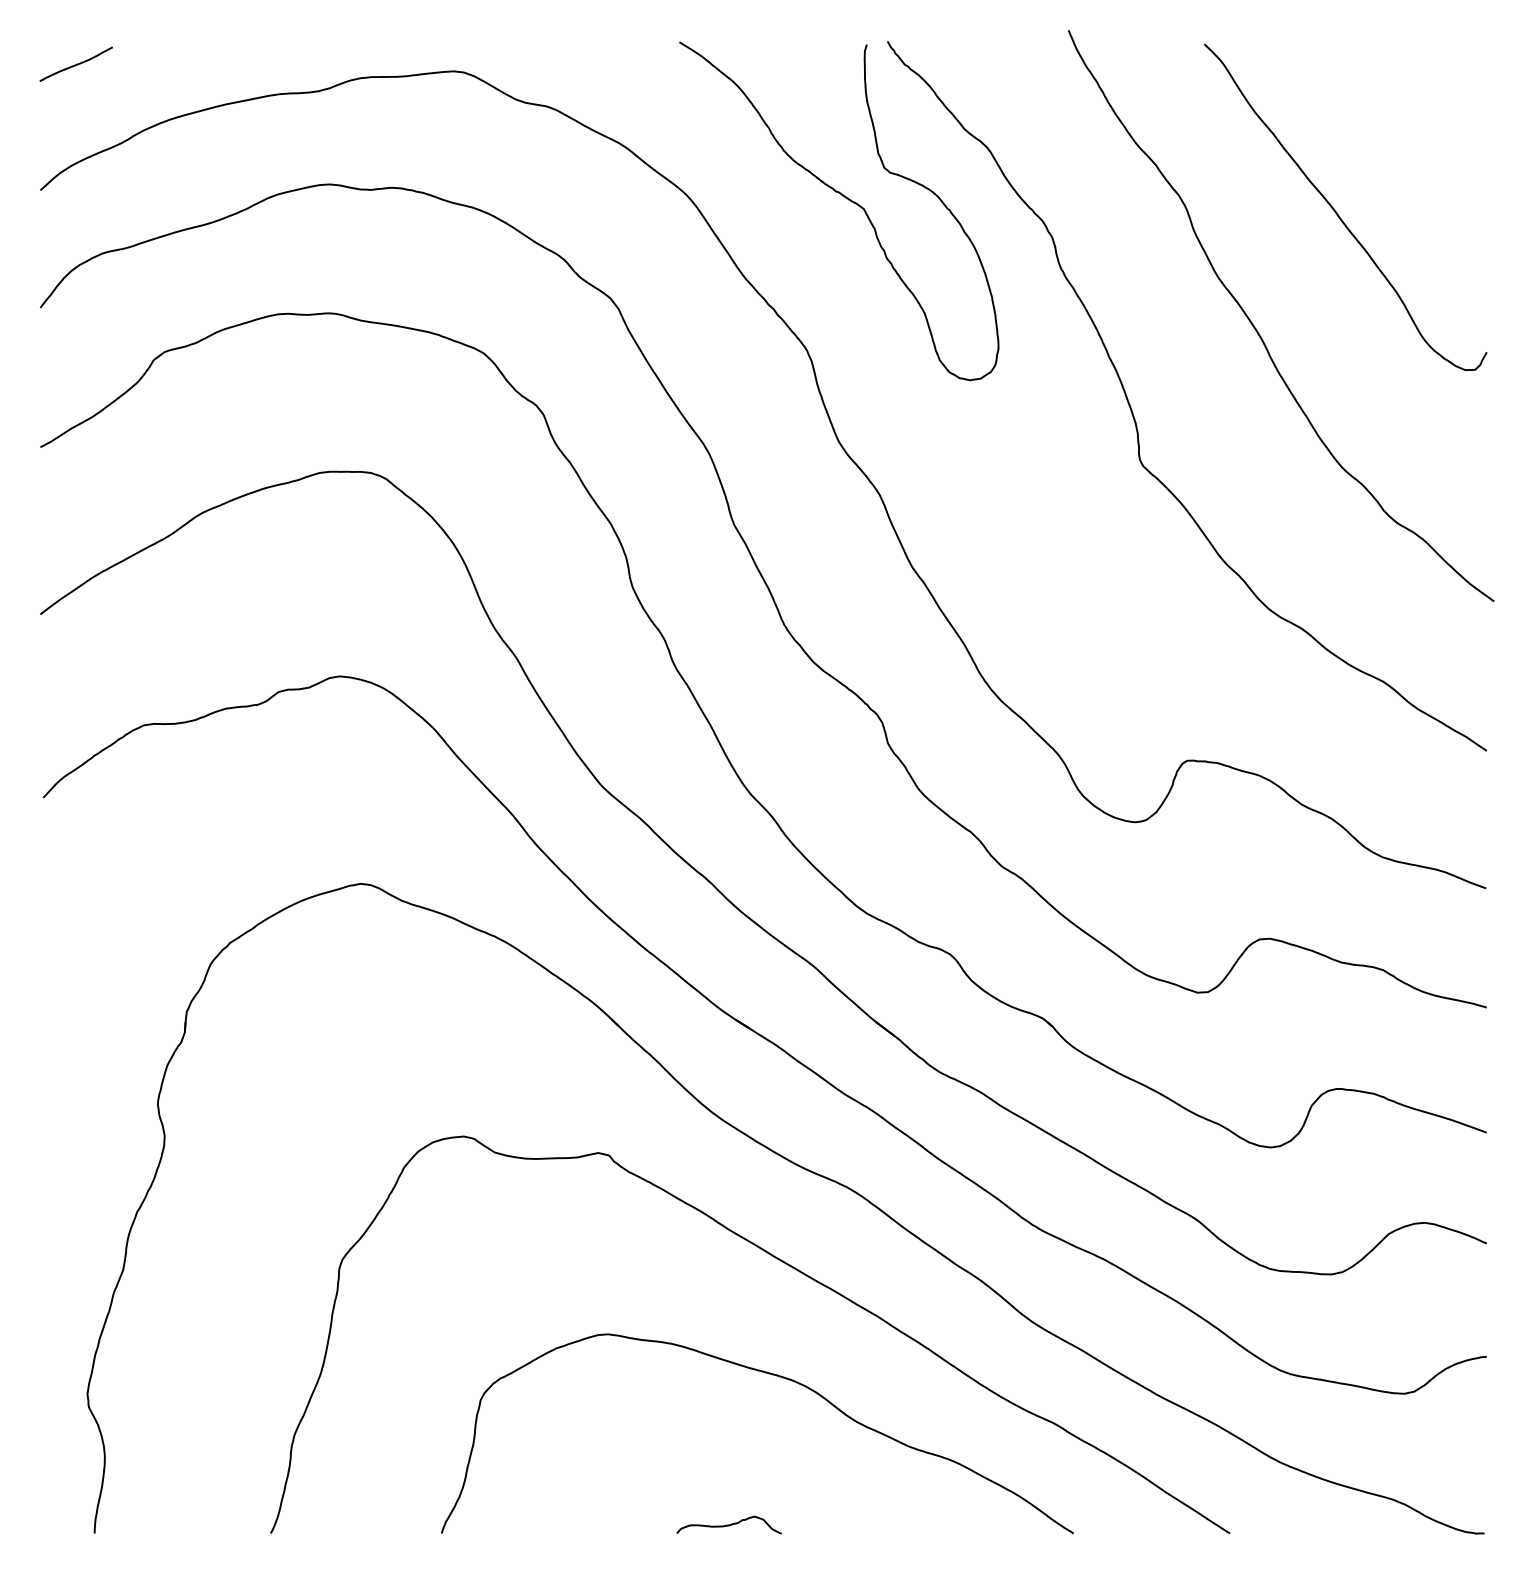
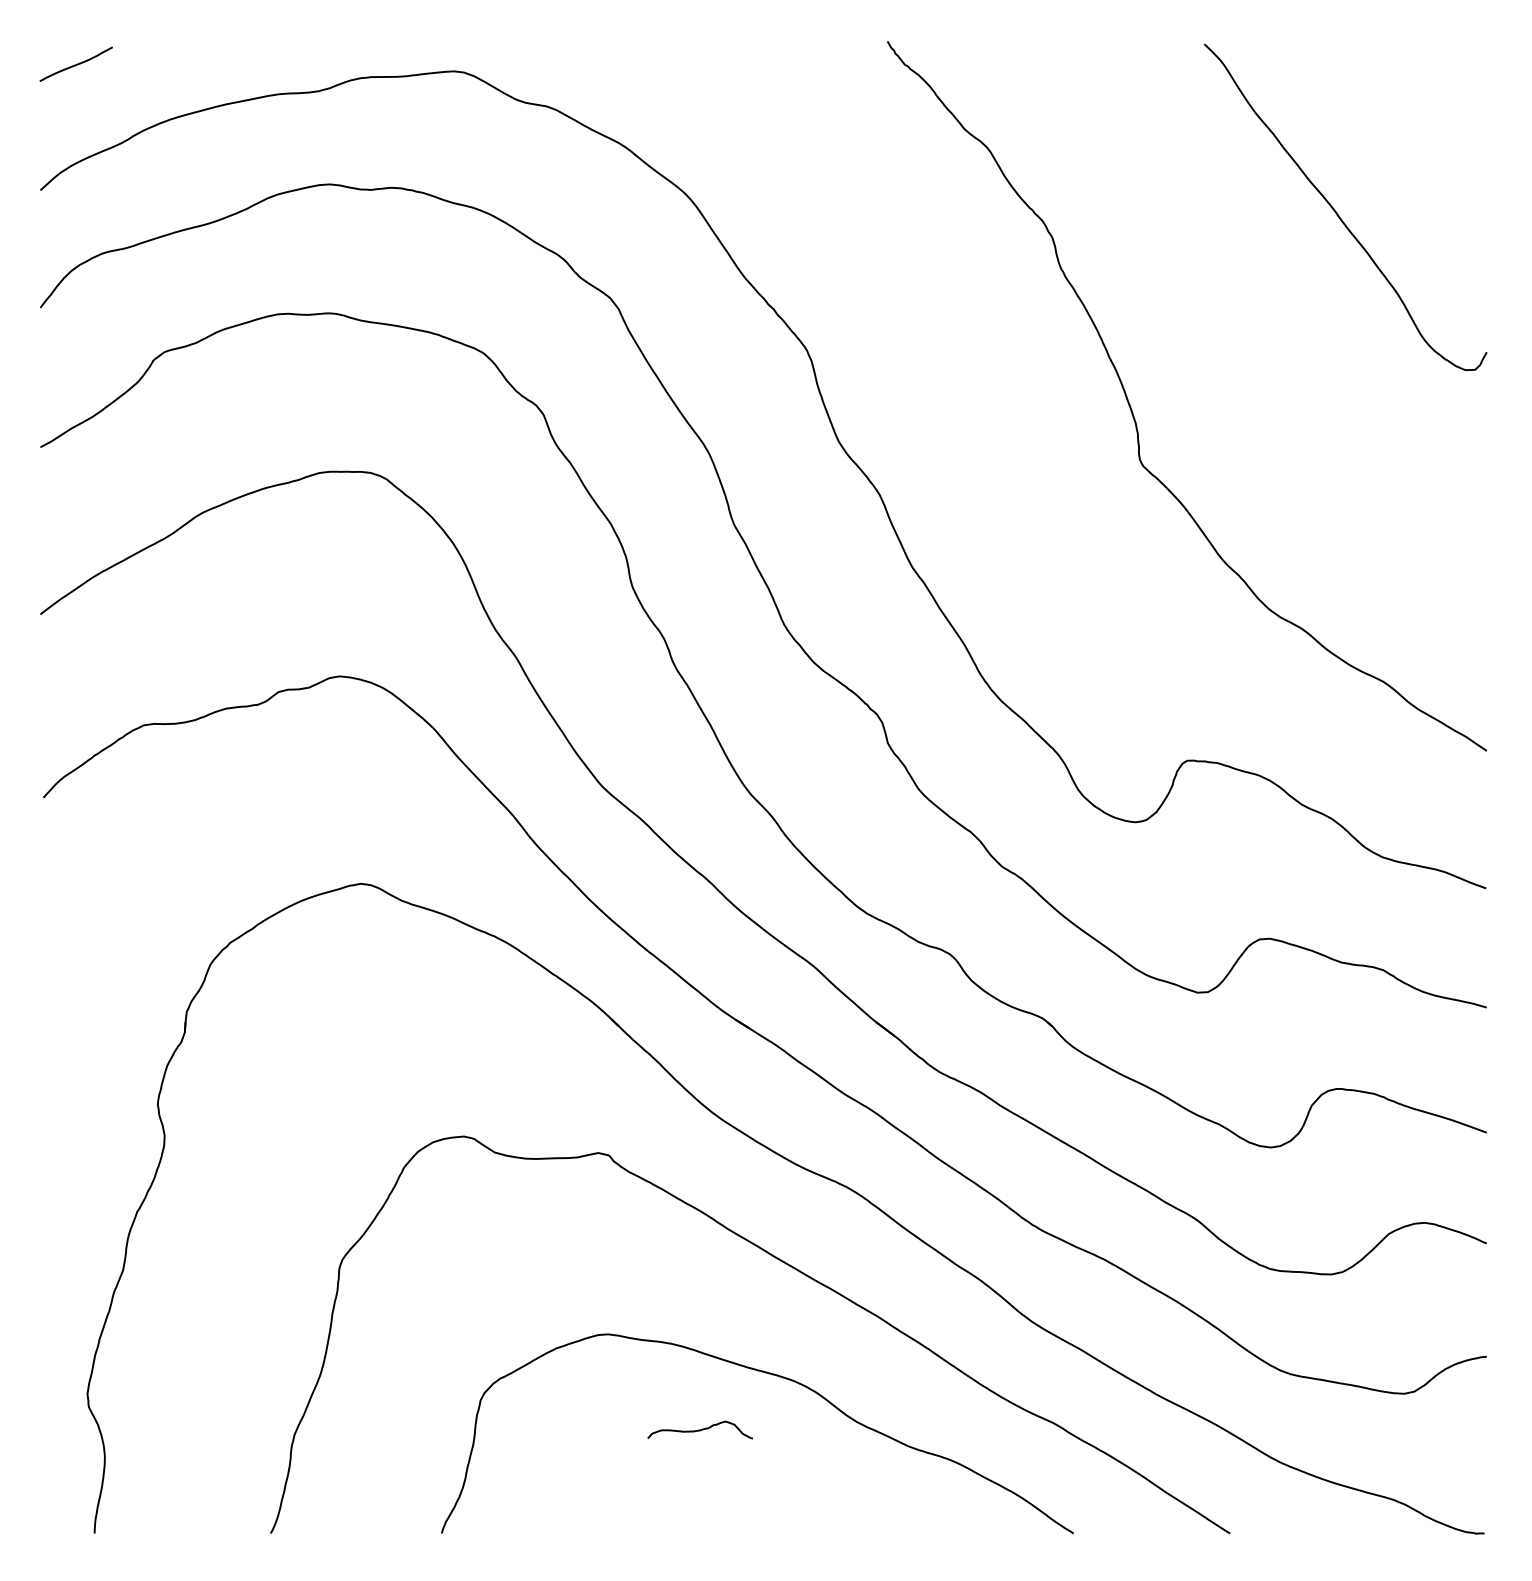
curve: present -> none (848, 200)
curve: present -> none (1258, 331)
curve position: (728, 1524) -> (699, 1429) (699, 1429)
